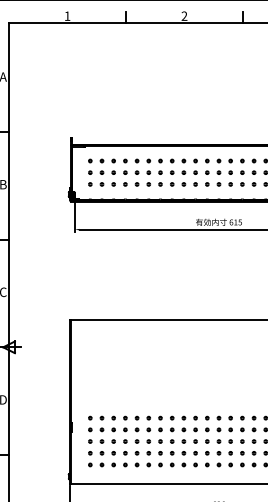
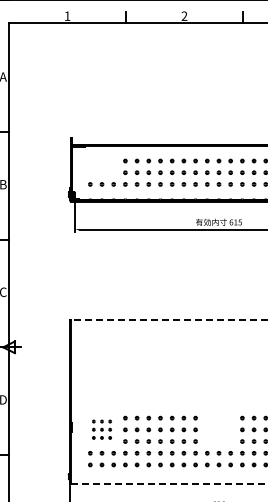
part: present -> none (101, 166)
line: solid -> dashed (169, 319)
part size: 28x29 px -> 20x21 px (101, 429)
part: present -> none (218, 429)
line: solid -> dashed (170, 483)
